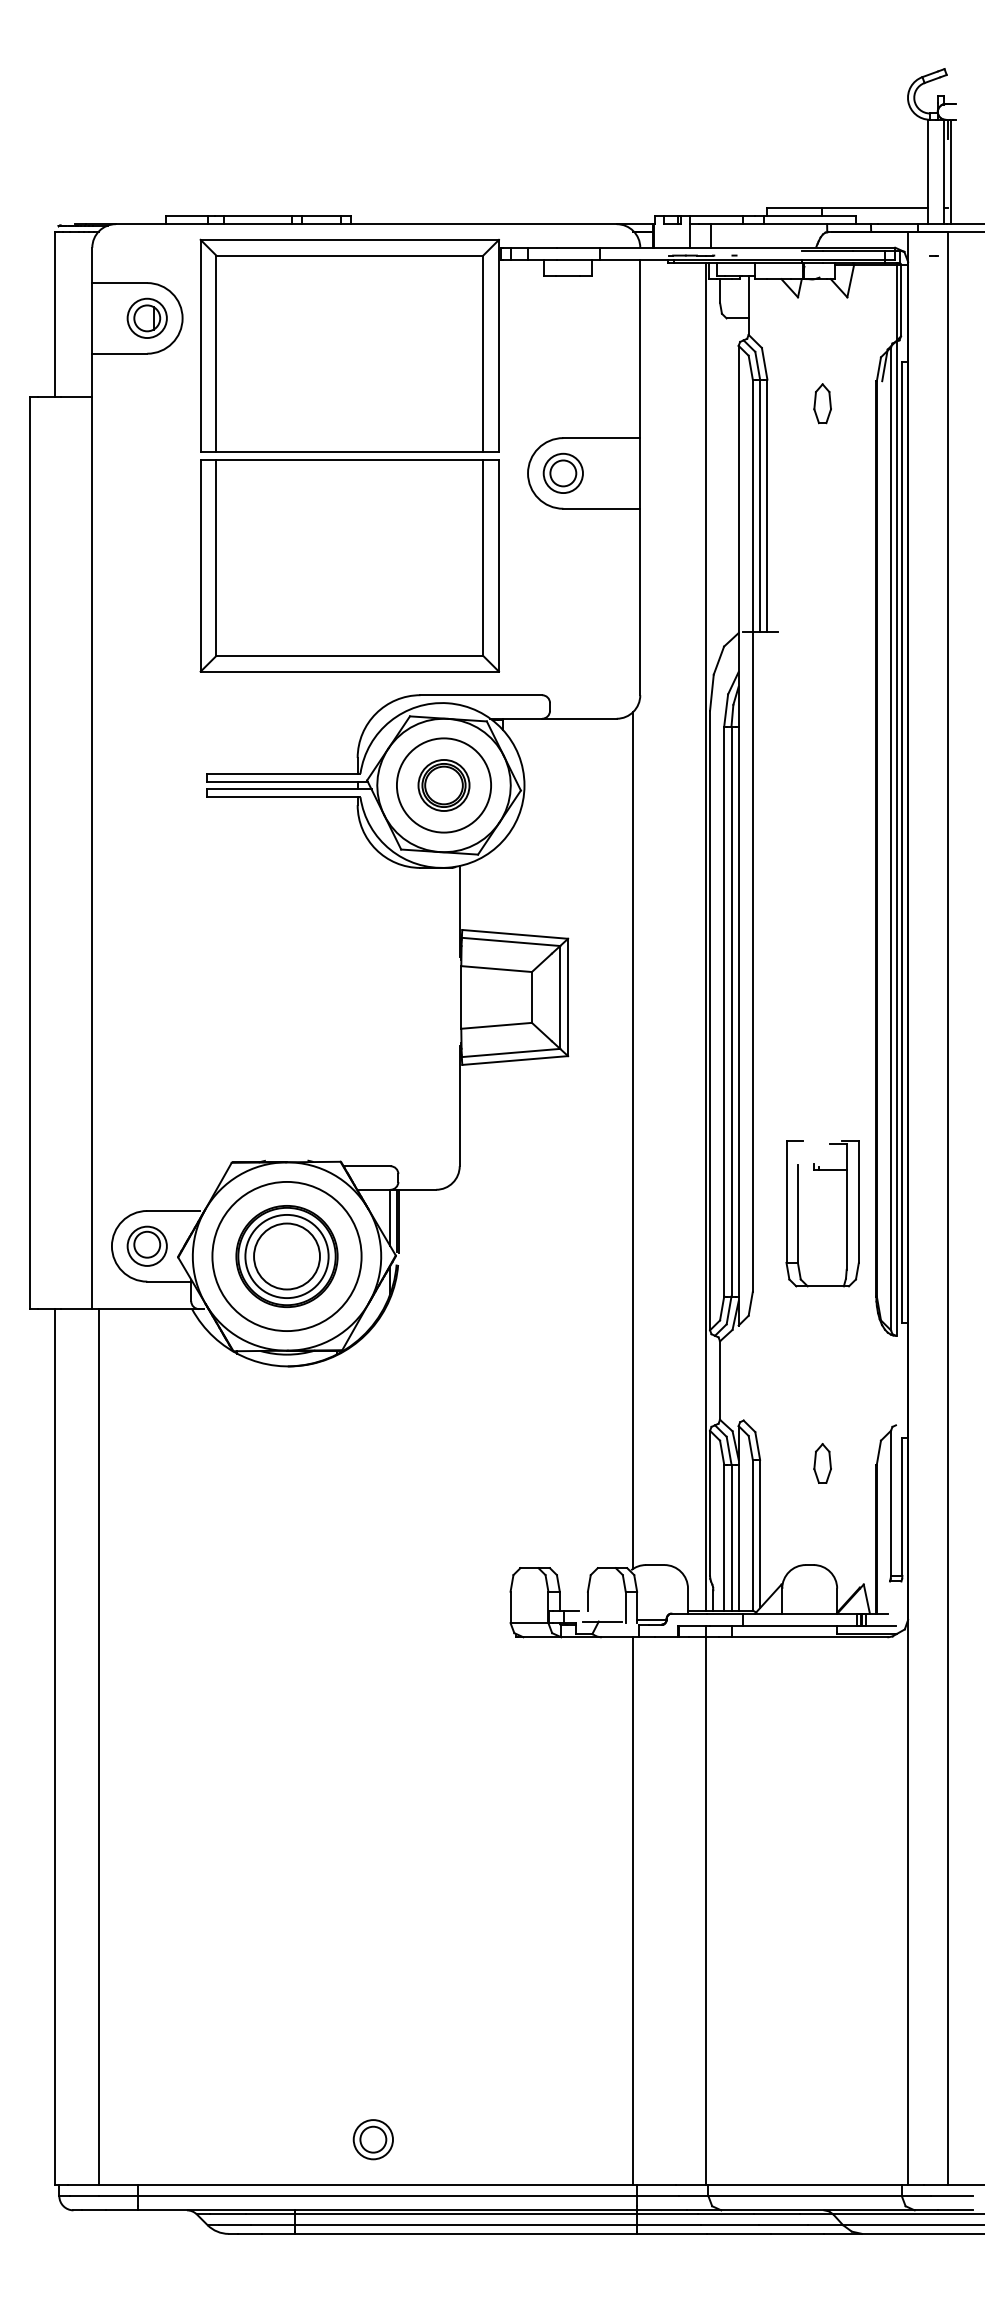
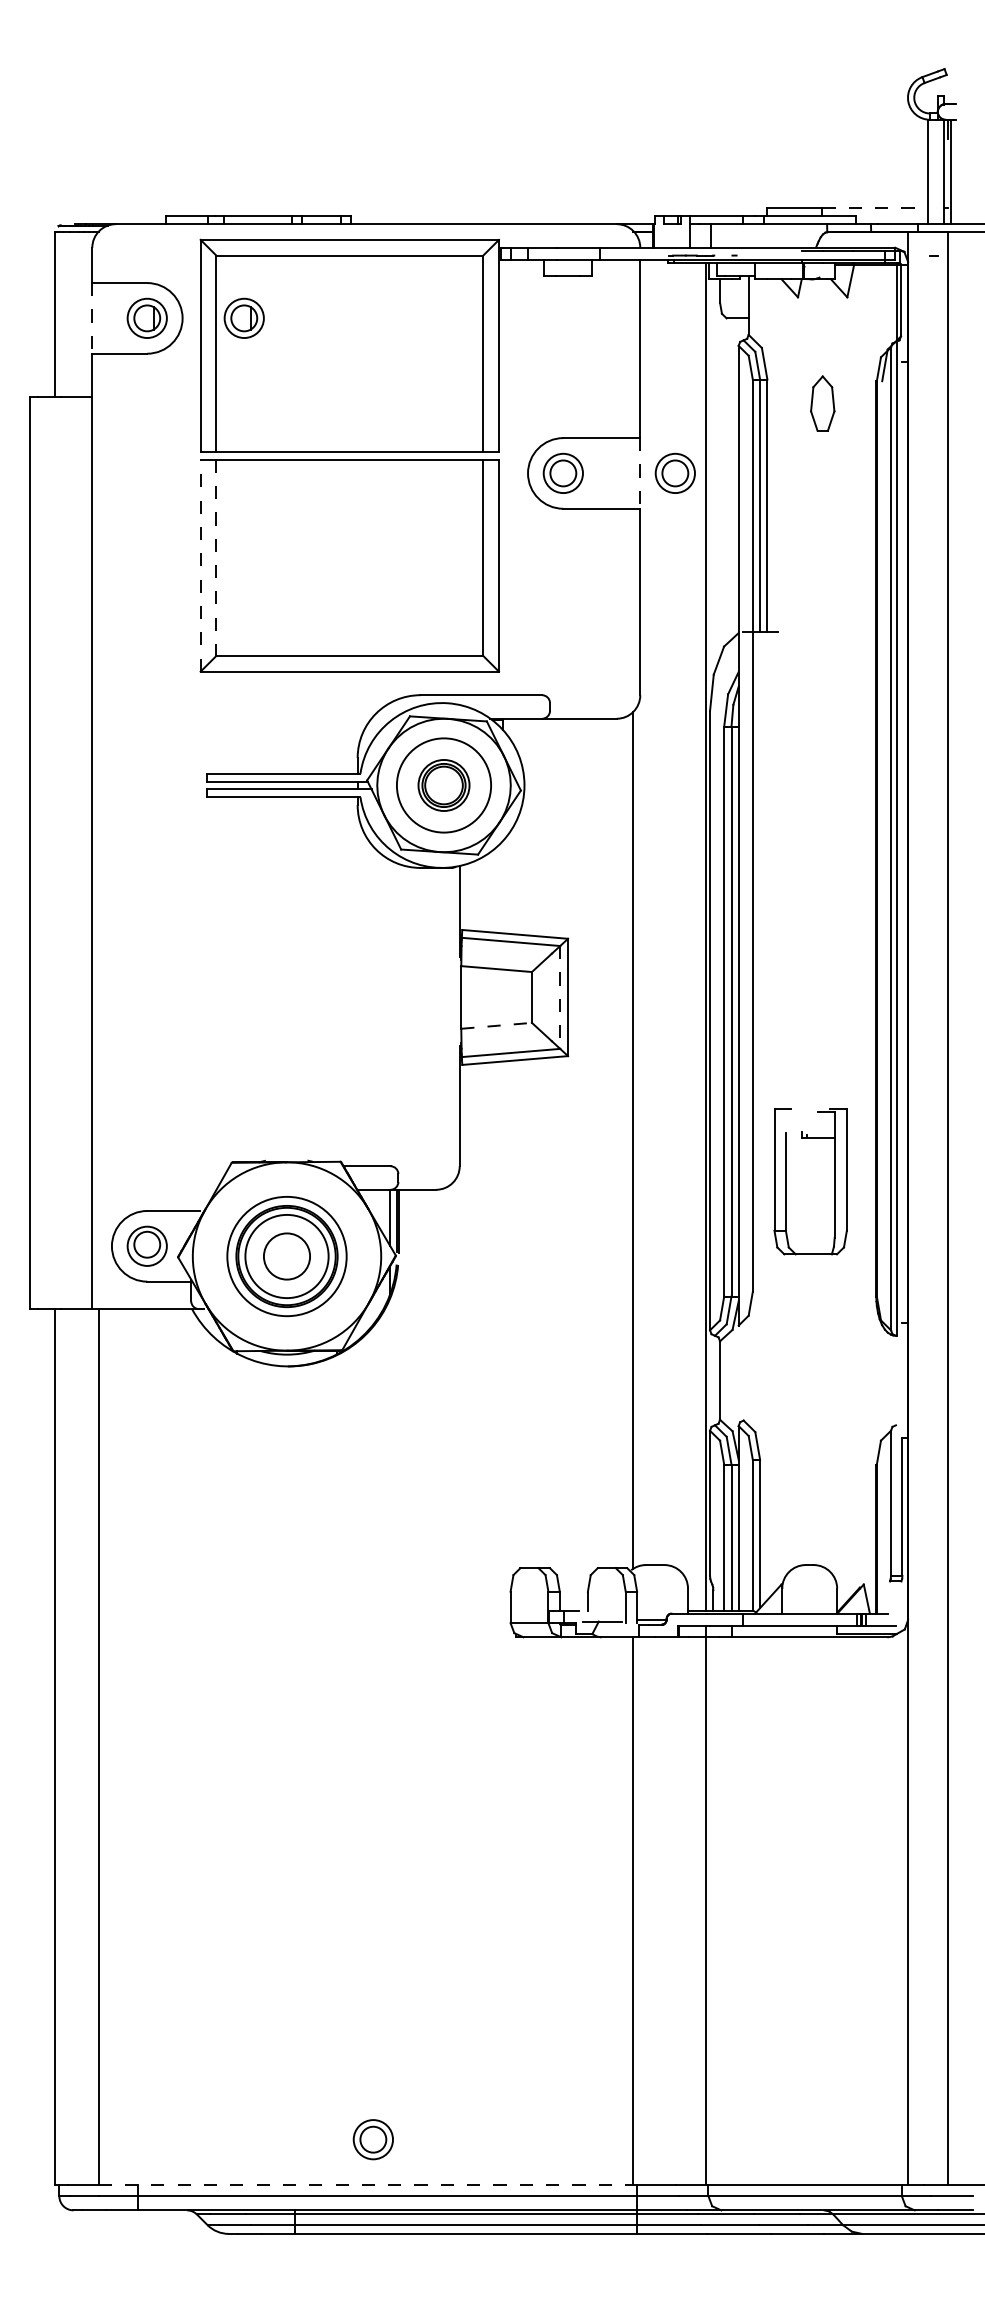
line: solid -> dashed (875, 208)
part: none -> present (243, 317)
line: solid -> dashed (92, 318)
part size: 19x42 px -> 26x57 px (822, 403)
part: none -> present (674, 472)
line: solid -> dashed (640, 473)
line: solid -> dashed (216, 558)
line: solid -> dashed (200, 565)
line: present -> none (902, 842)
line: solid -> dashed (560, 997)
line: solid -> dashed (497, 1025)
part position: (798, 1213) -> (786, 1181) (786, 1181)
circle diameter: 149 px -> 119 px (286, 1256)
circle diameter: 66 px -> 46 px (286, 1256)
part: present -> none (822, 1463)
line: solid -> dashed (366, 2185)
